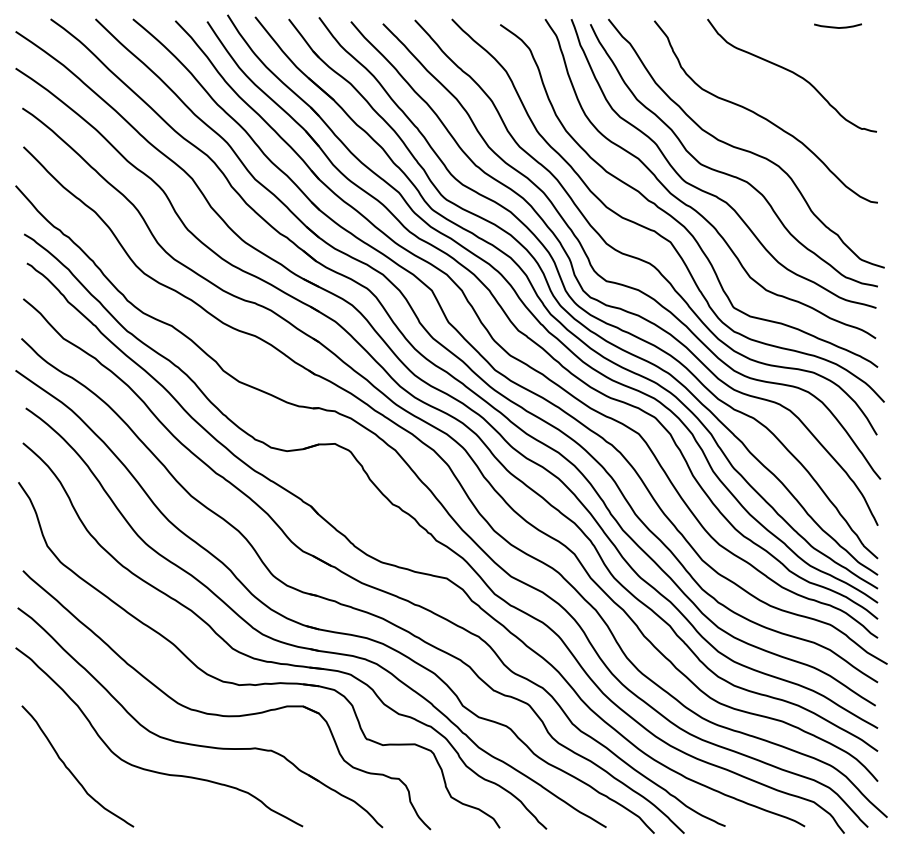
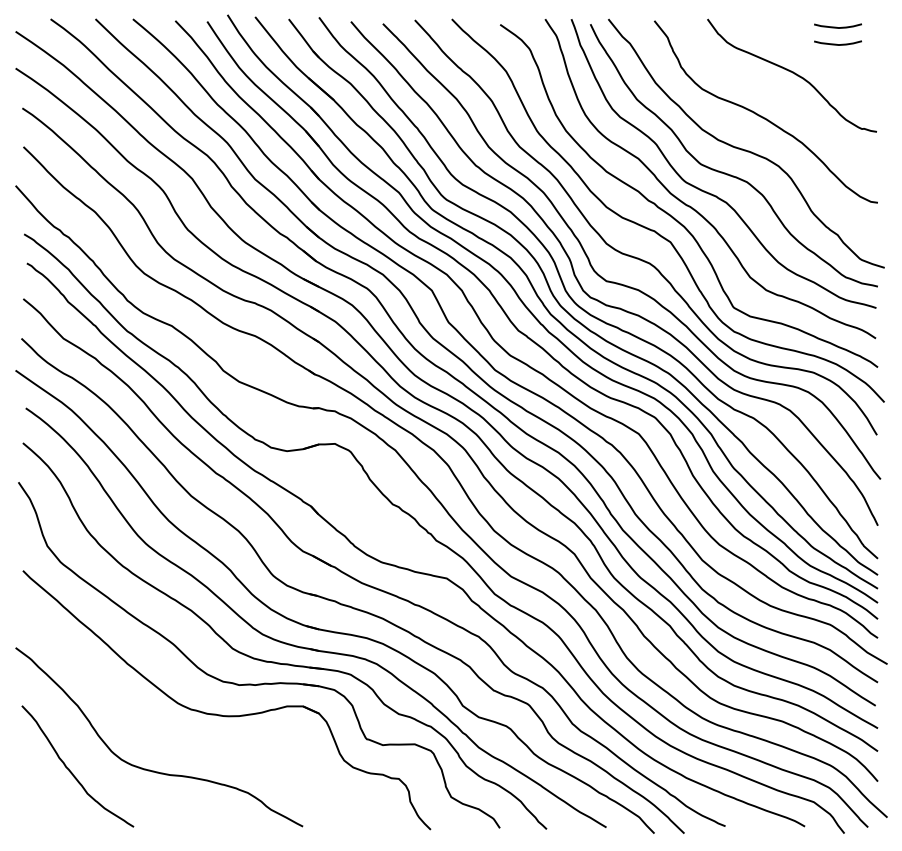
curve: none -> present (836, 43)
part: present -> none (198, 744)
